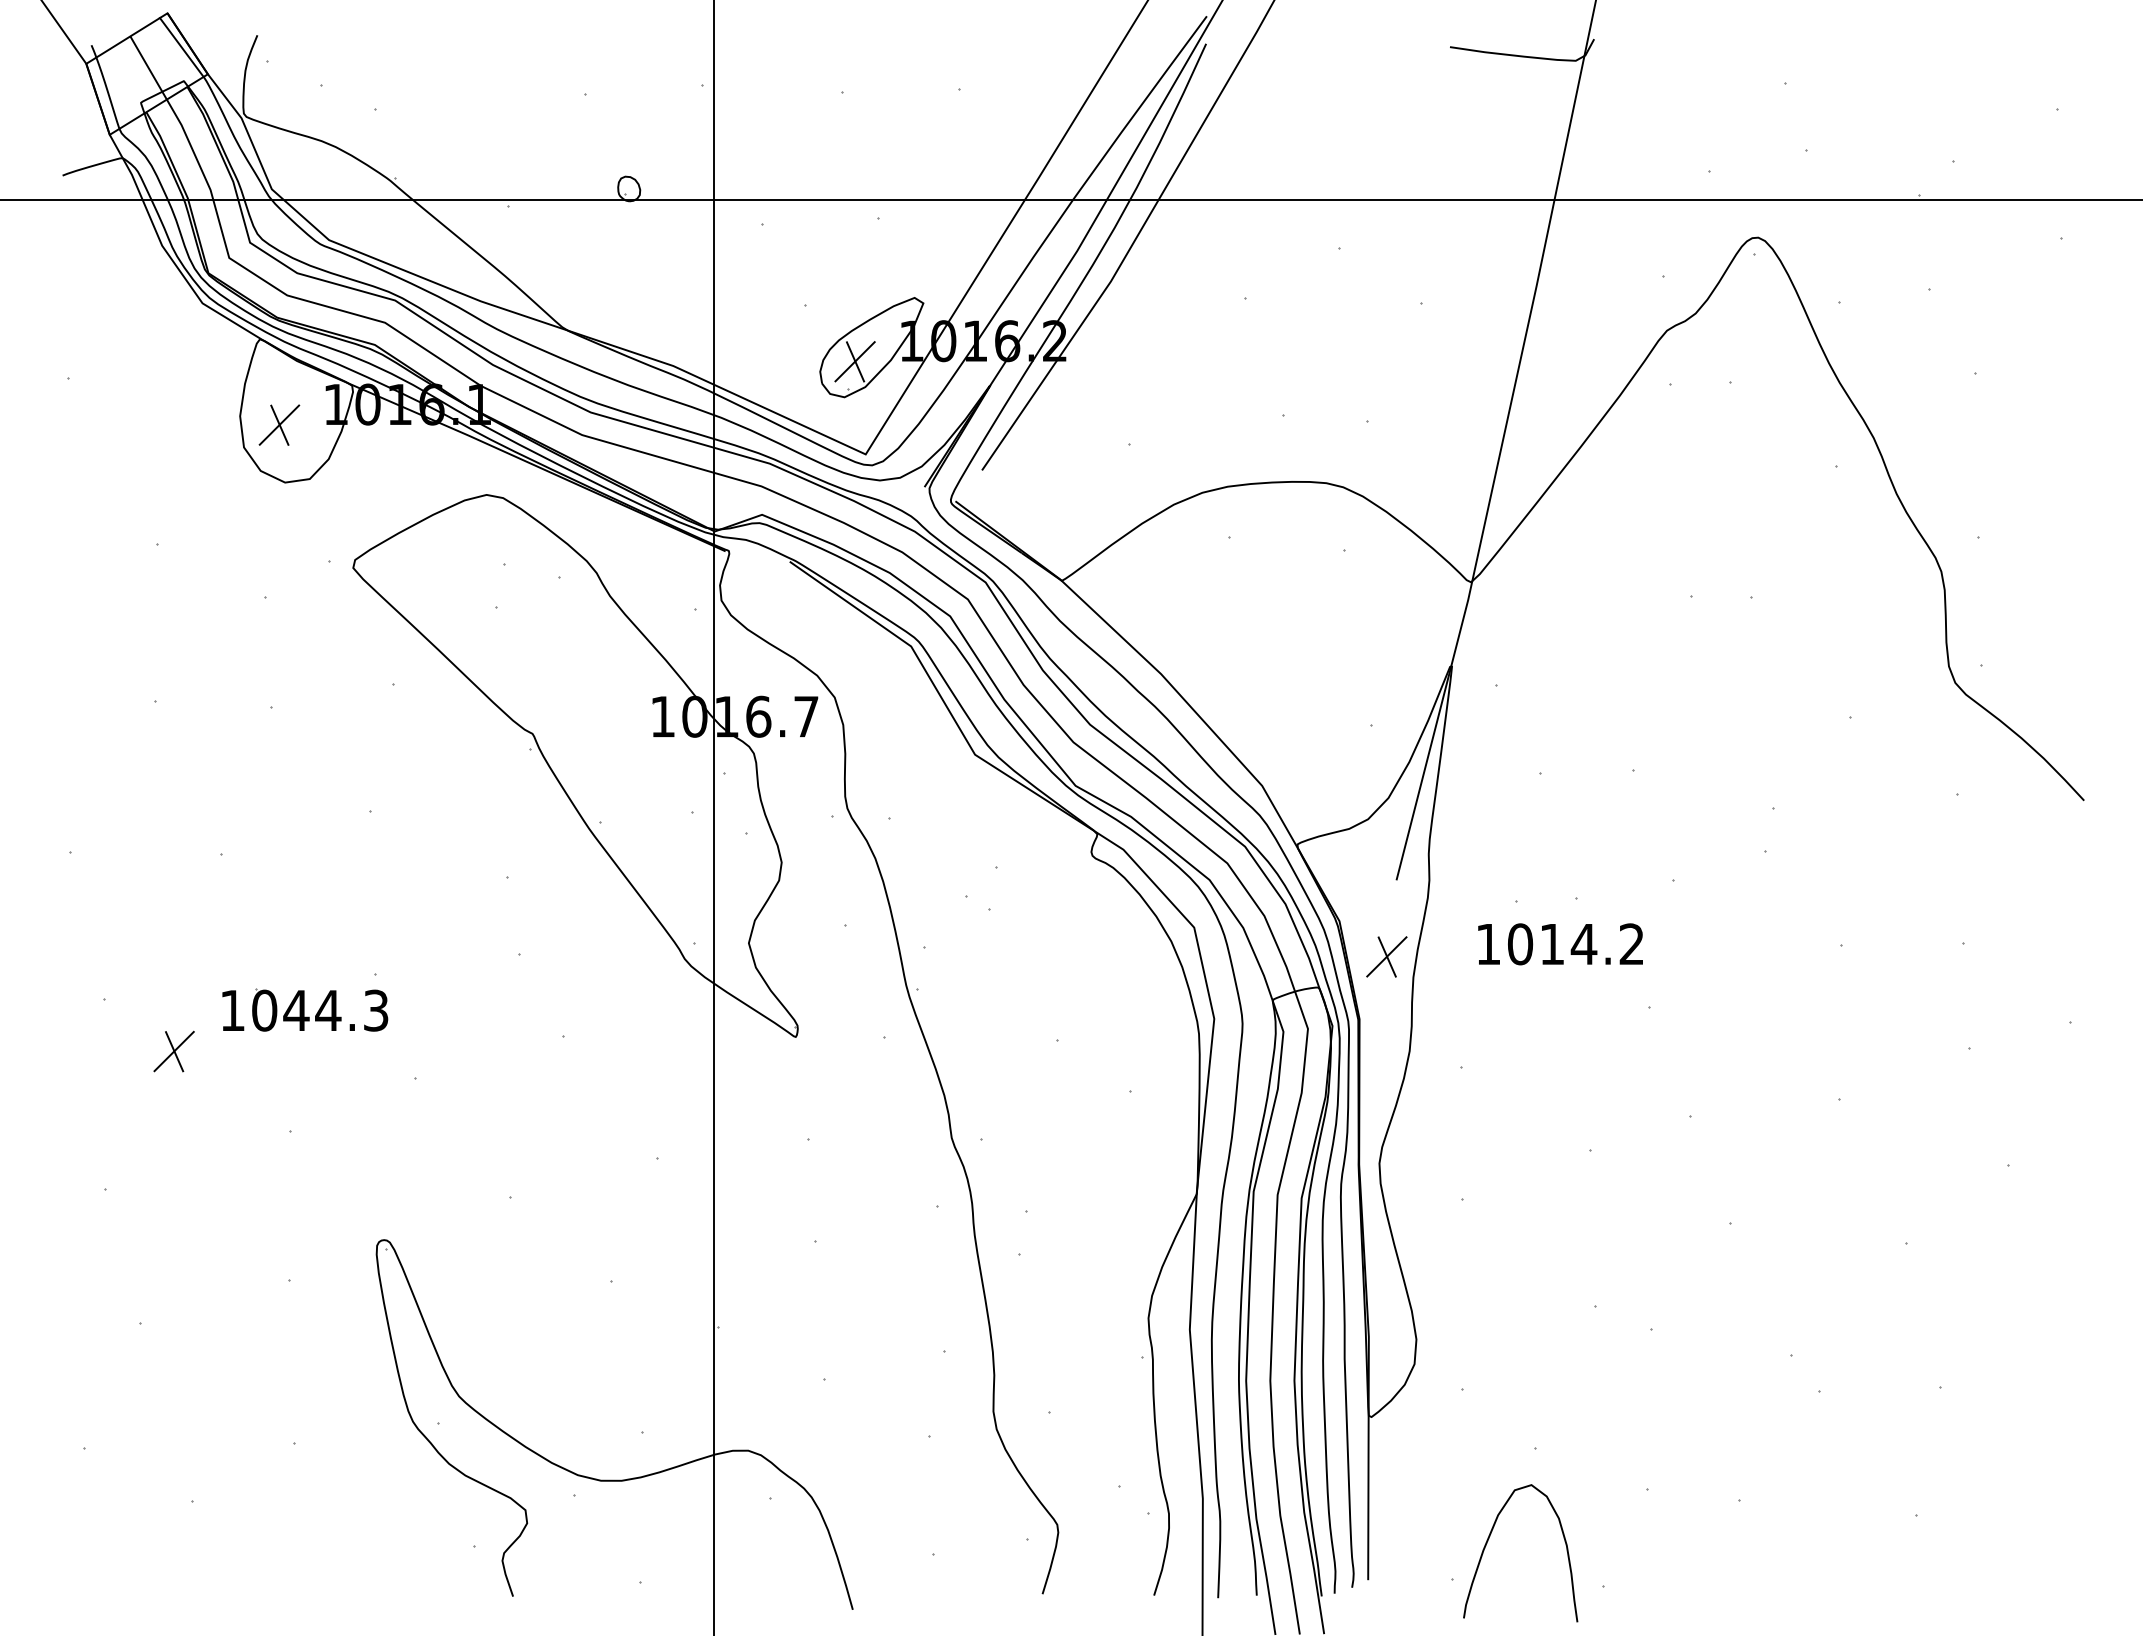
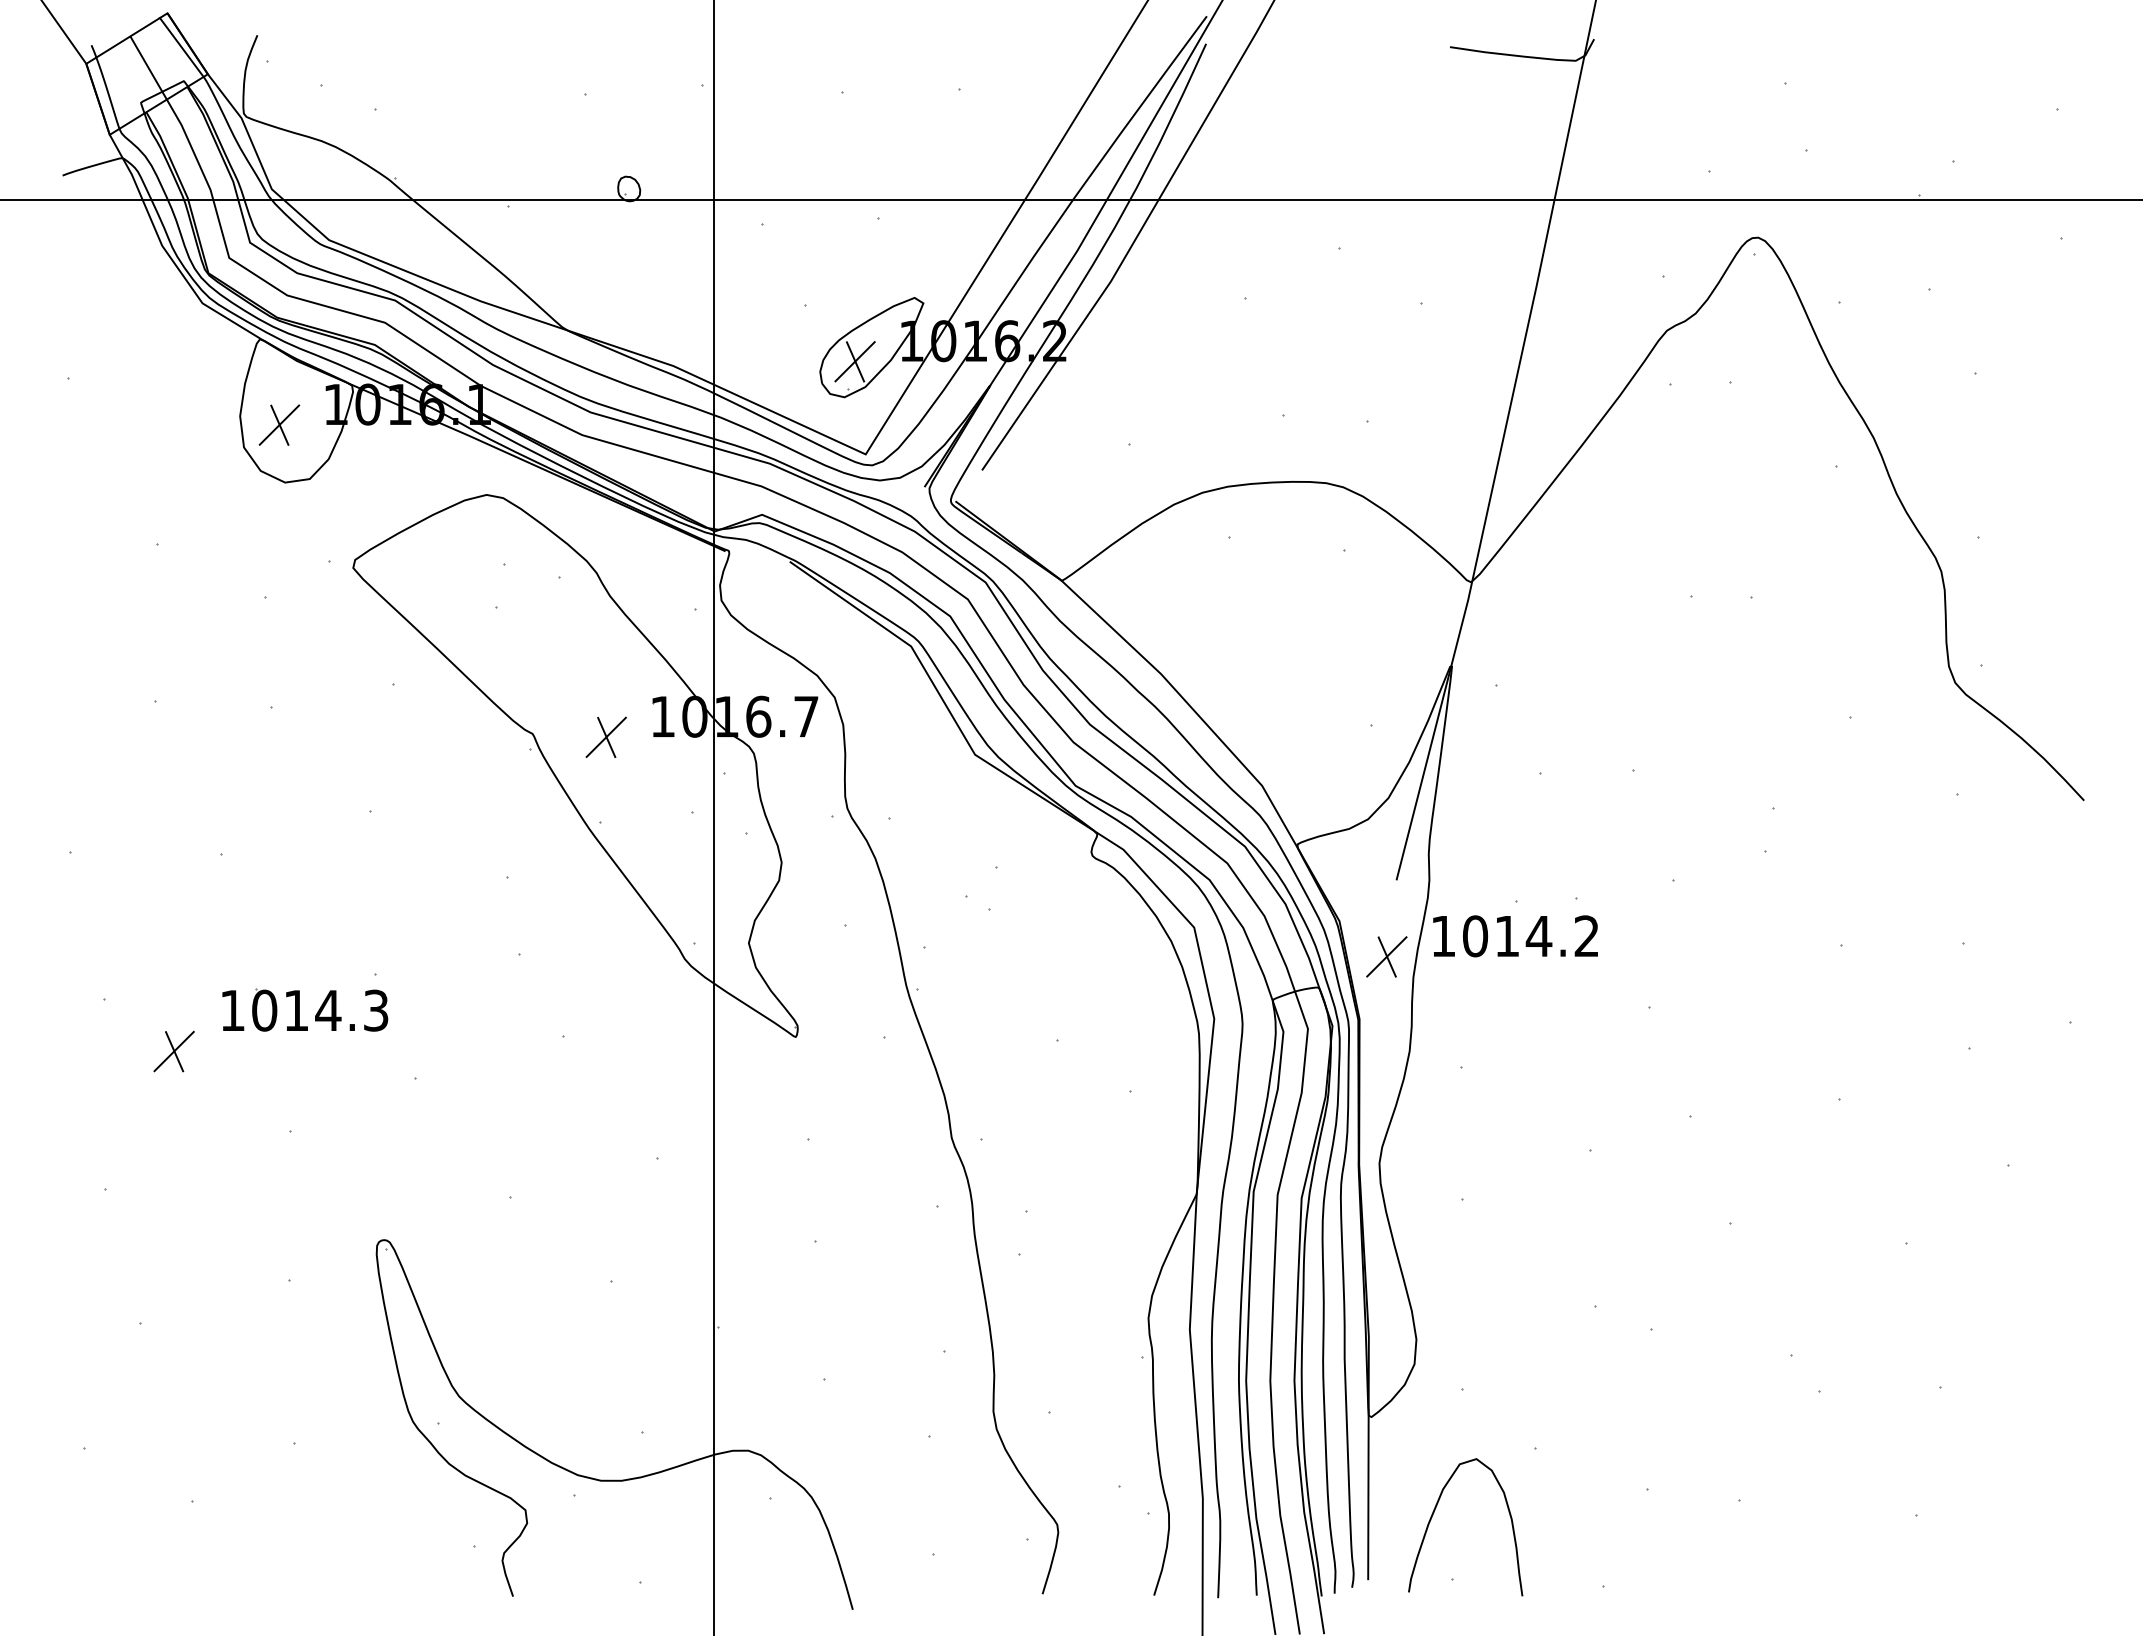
part: none -> present (605, 736)
text position: (1560, 944) -> (1515, 936) (1515, 936)
text: 1044.3 -> 1014.3 (296, 1010)
curve position: (1488, 1541) -> (1433, 1515) (1433, 1515)
